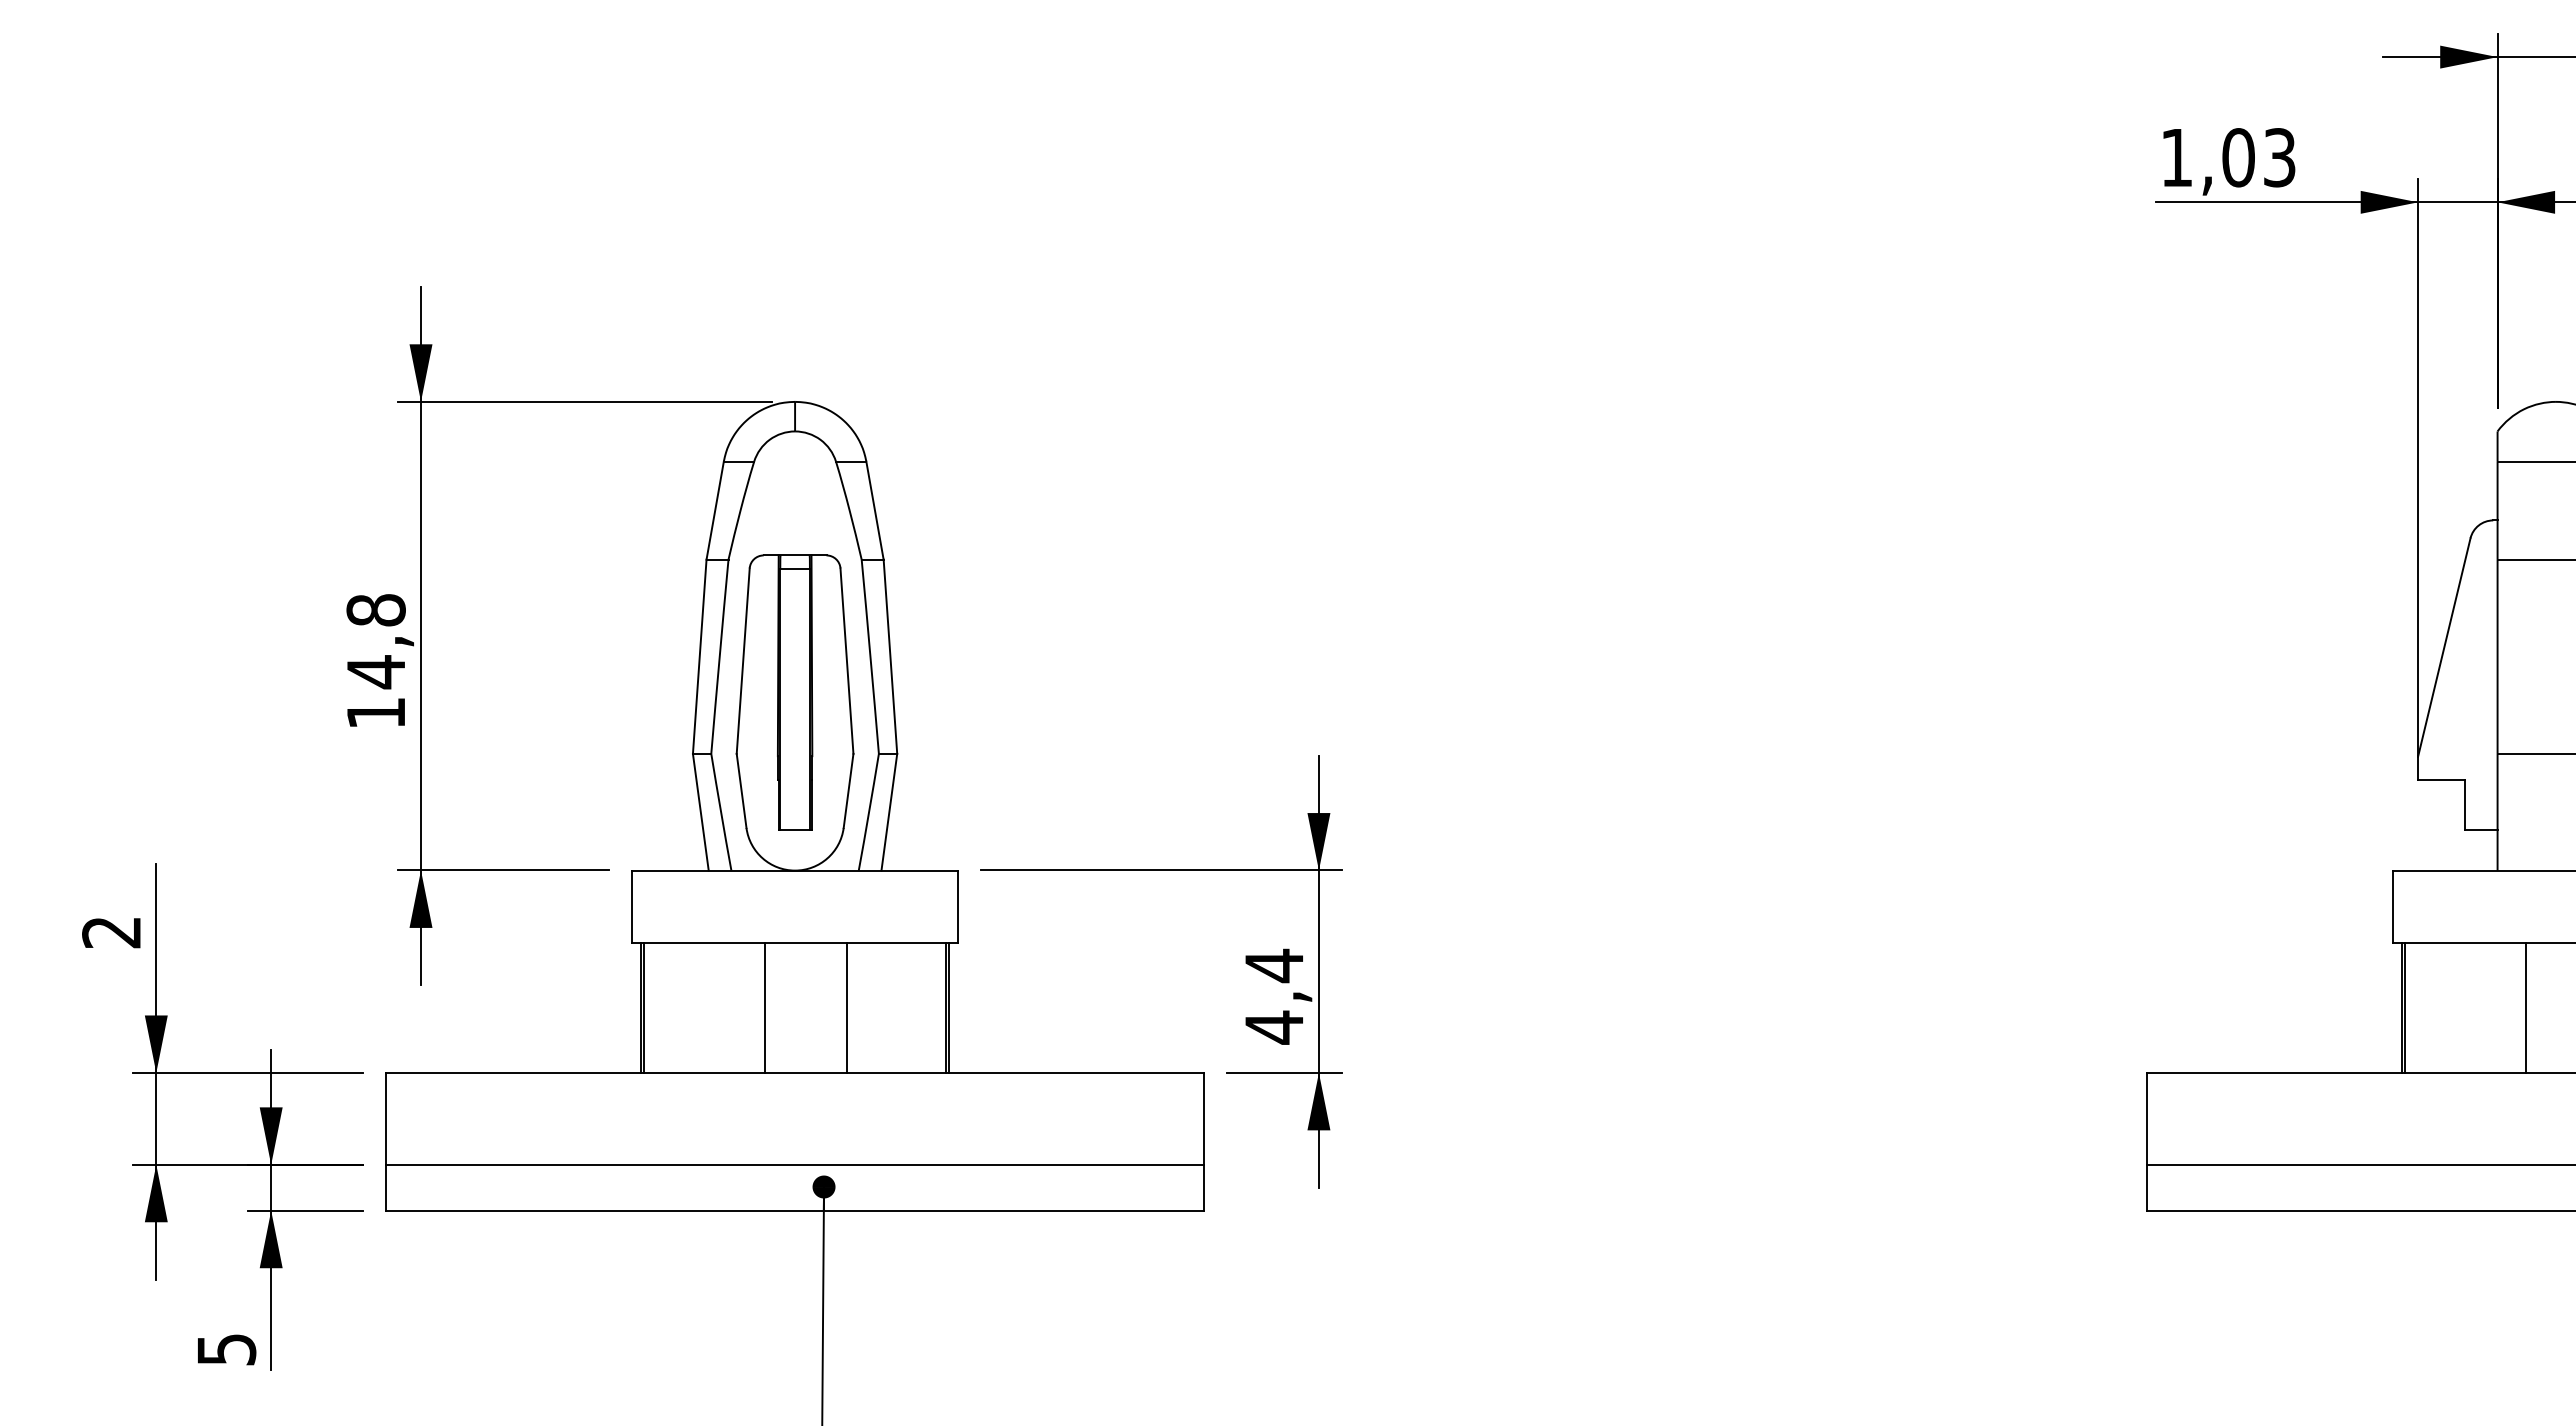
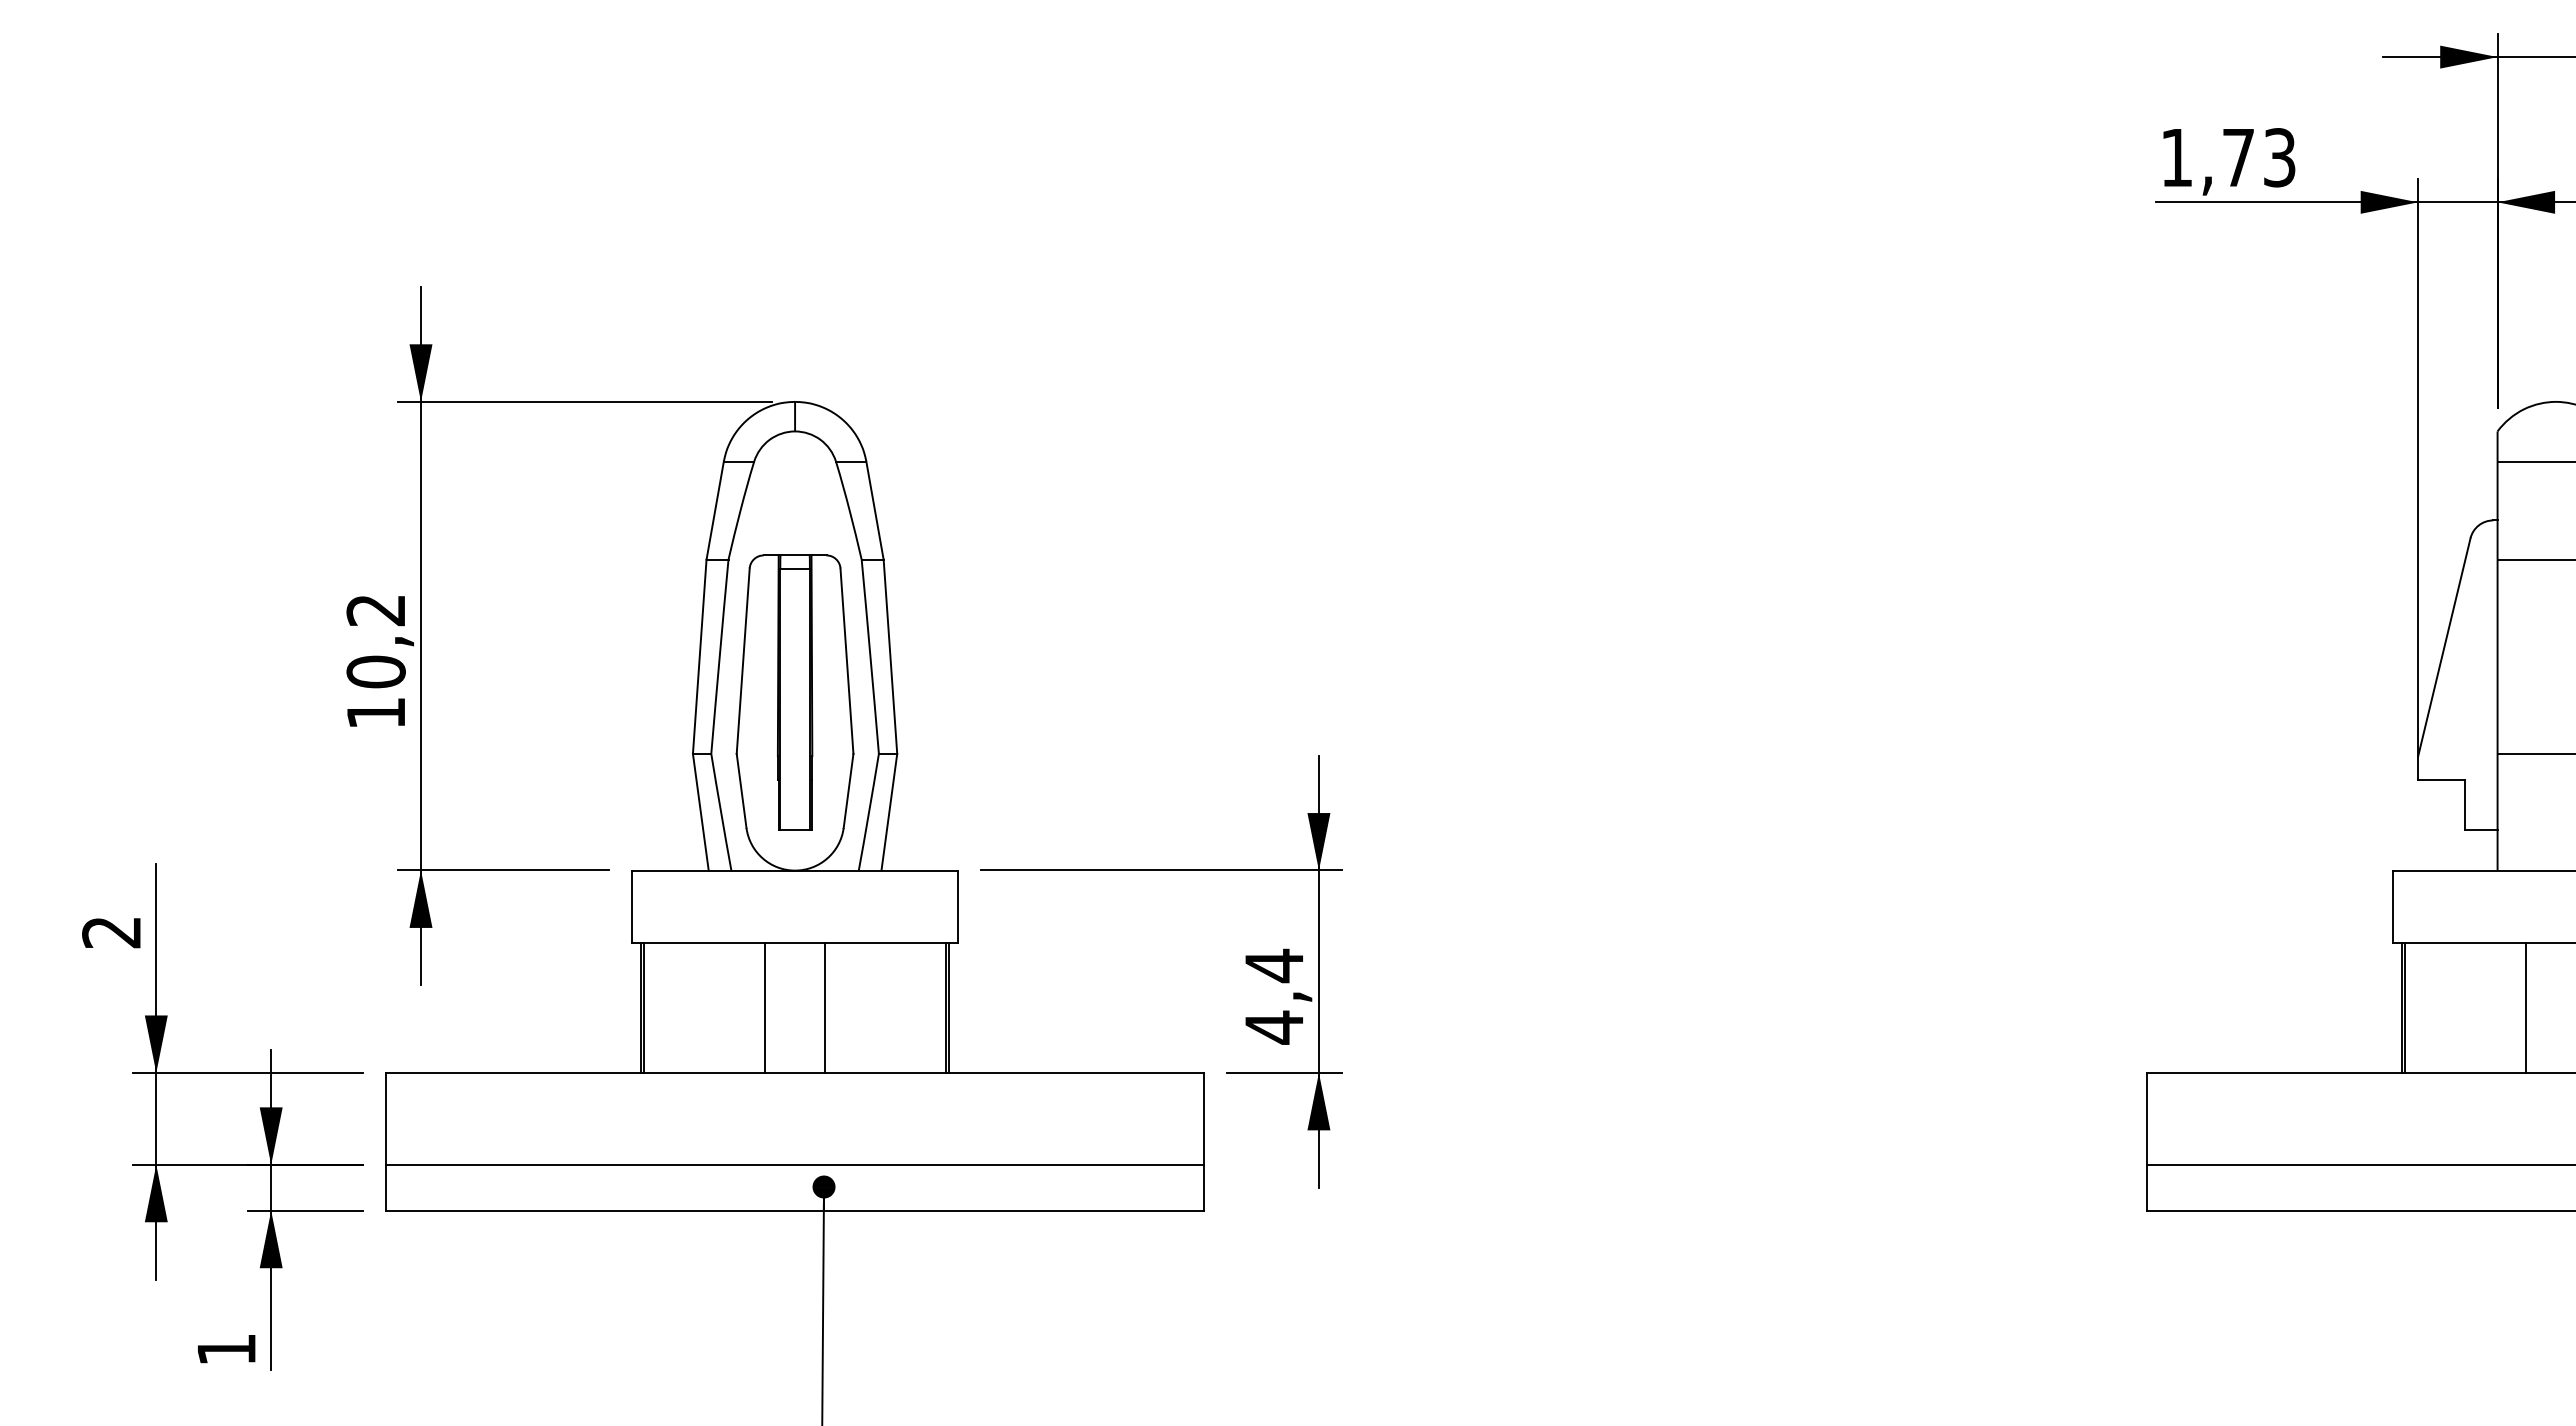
text: 1,03 -> 1,73 (2238, 157)
text: 14,8 -> 10,2 (375, 641)
line position: (846, 1007) -> (824, 1007) (824, 1007)
text: 5 -> 1 (227, 1349)
